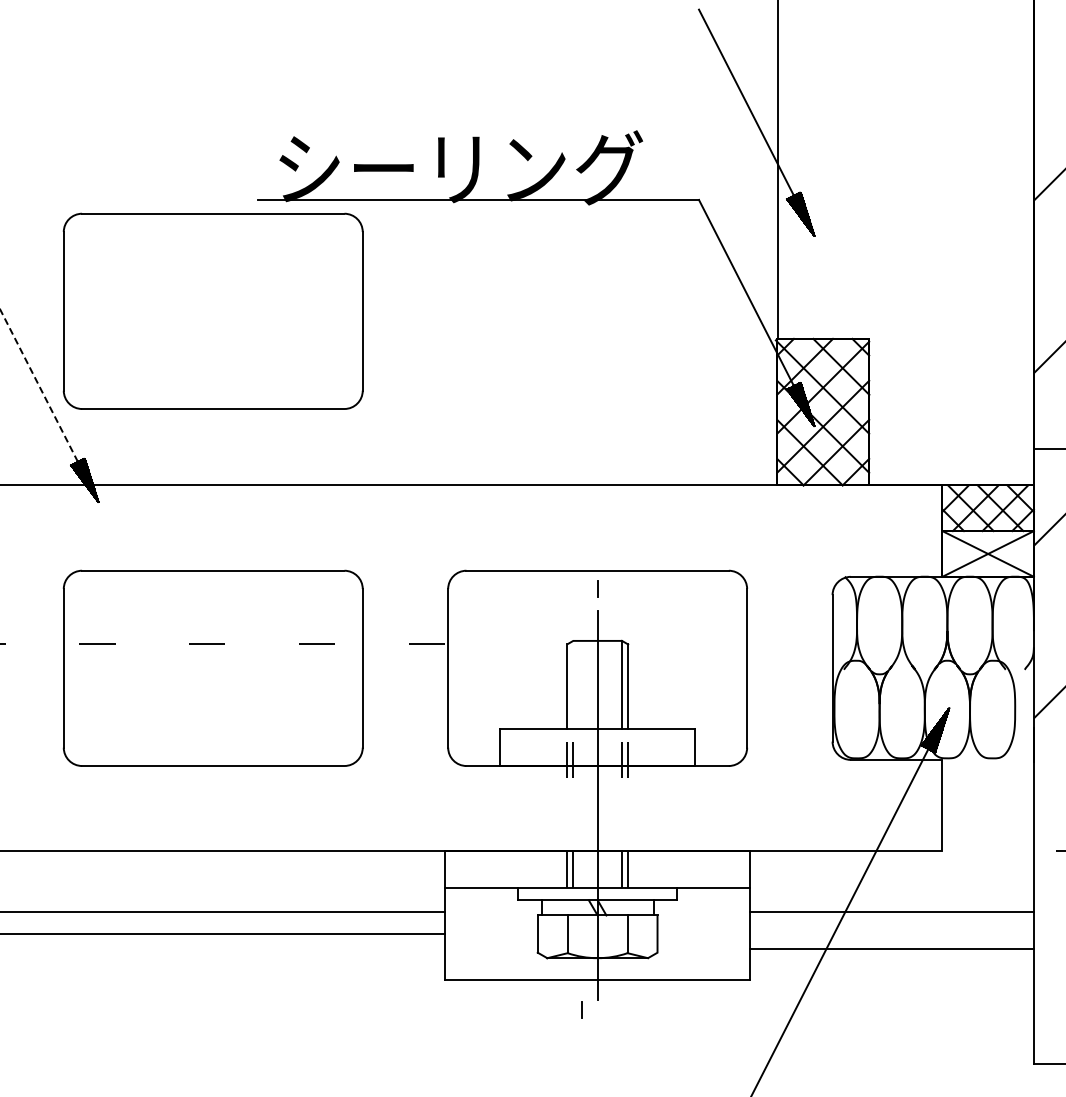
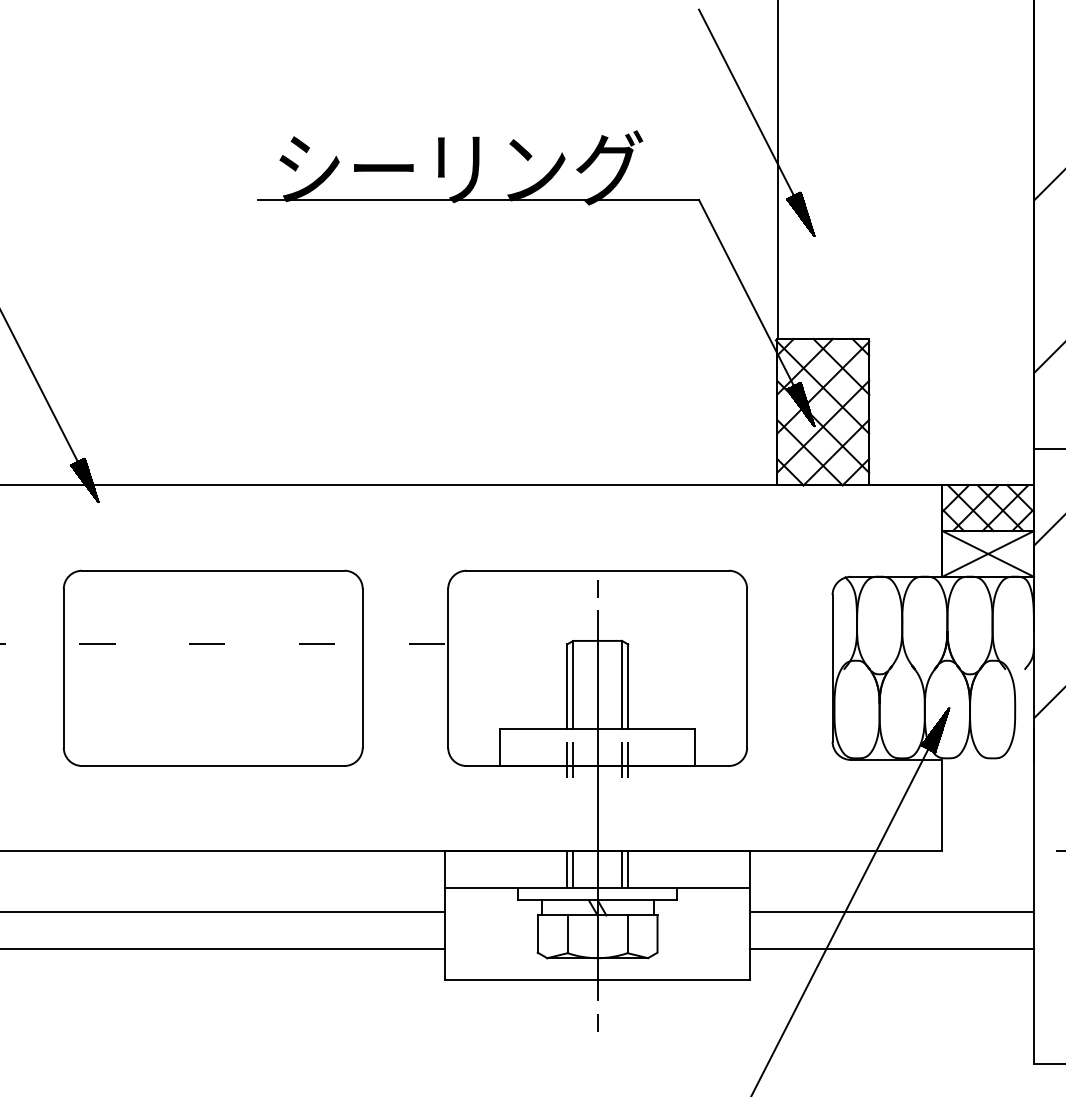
part: present -> none (212, 310)
line: dashed -> solid (38, 385)
line: none -> present (573, 684)
line position: (223, 934) -> (223, 949) (223, 949)
line position: (581, 1009) -> (597, 1022) (597, 1022)
